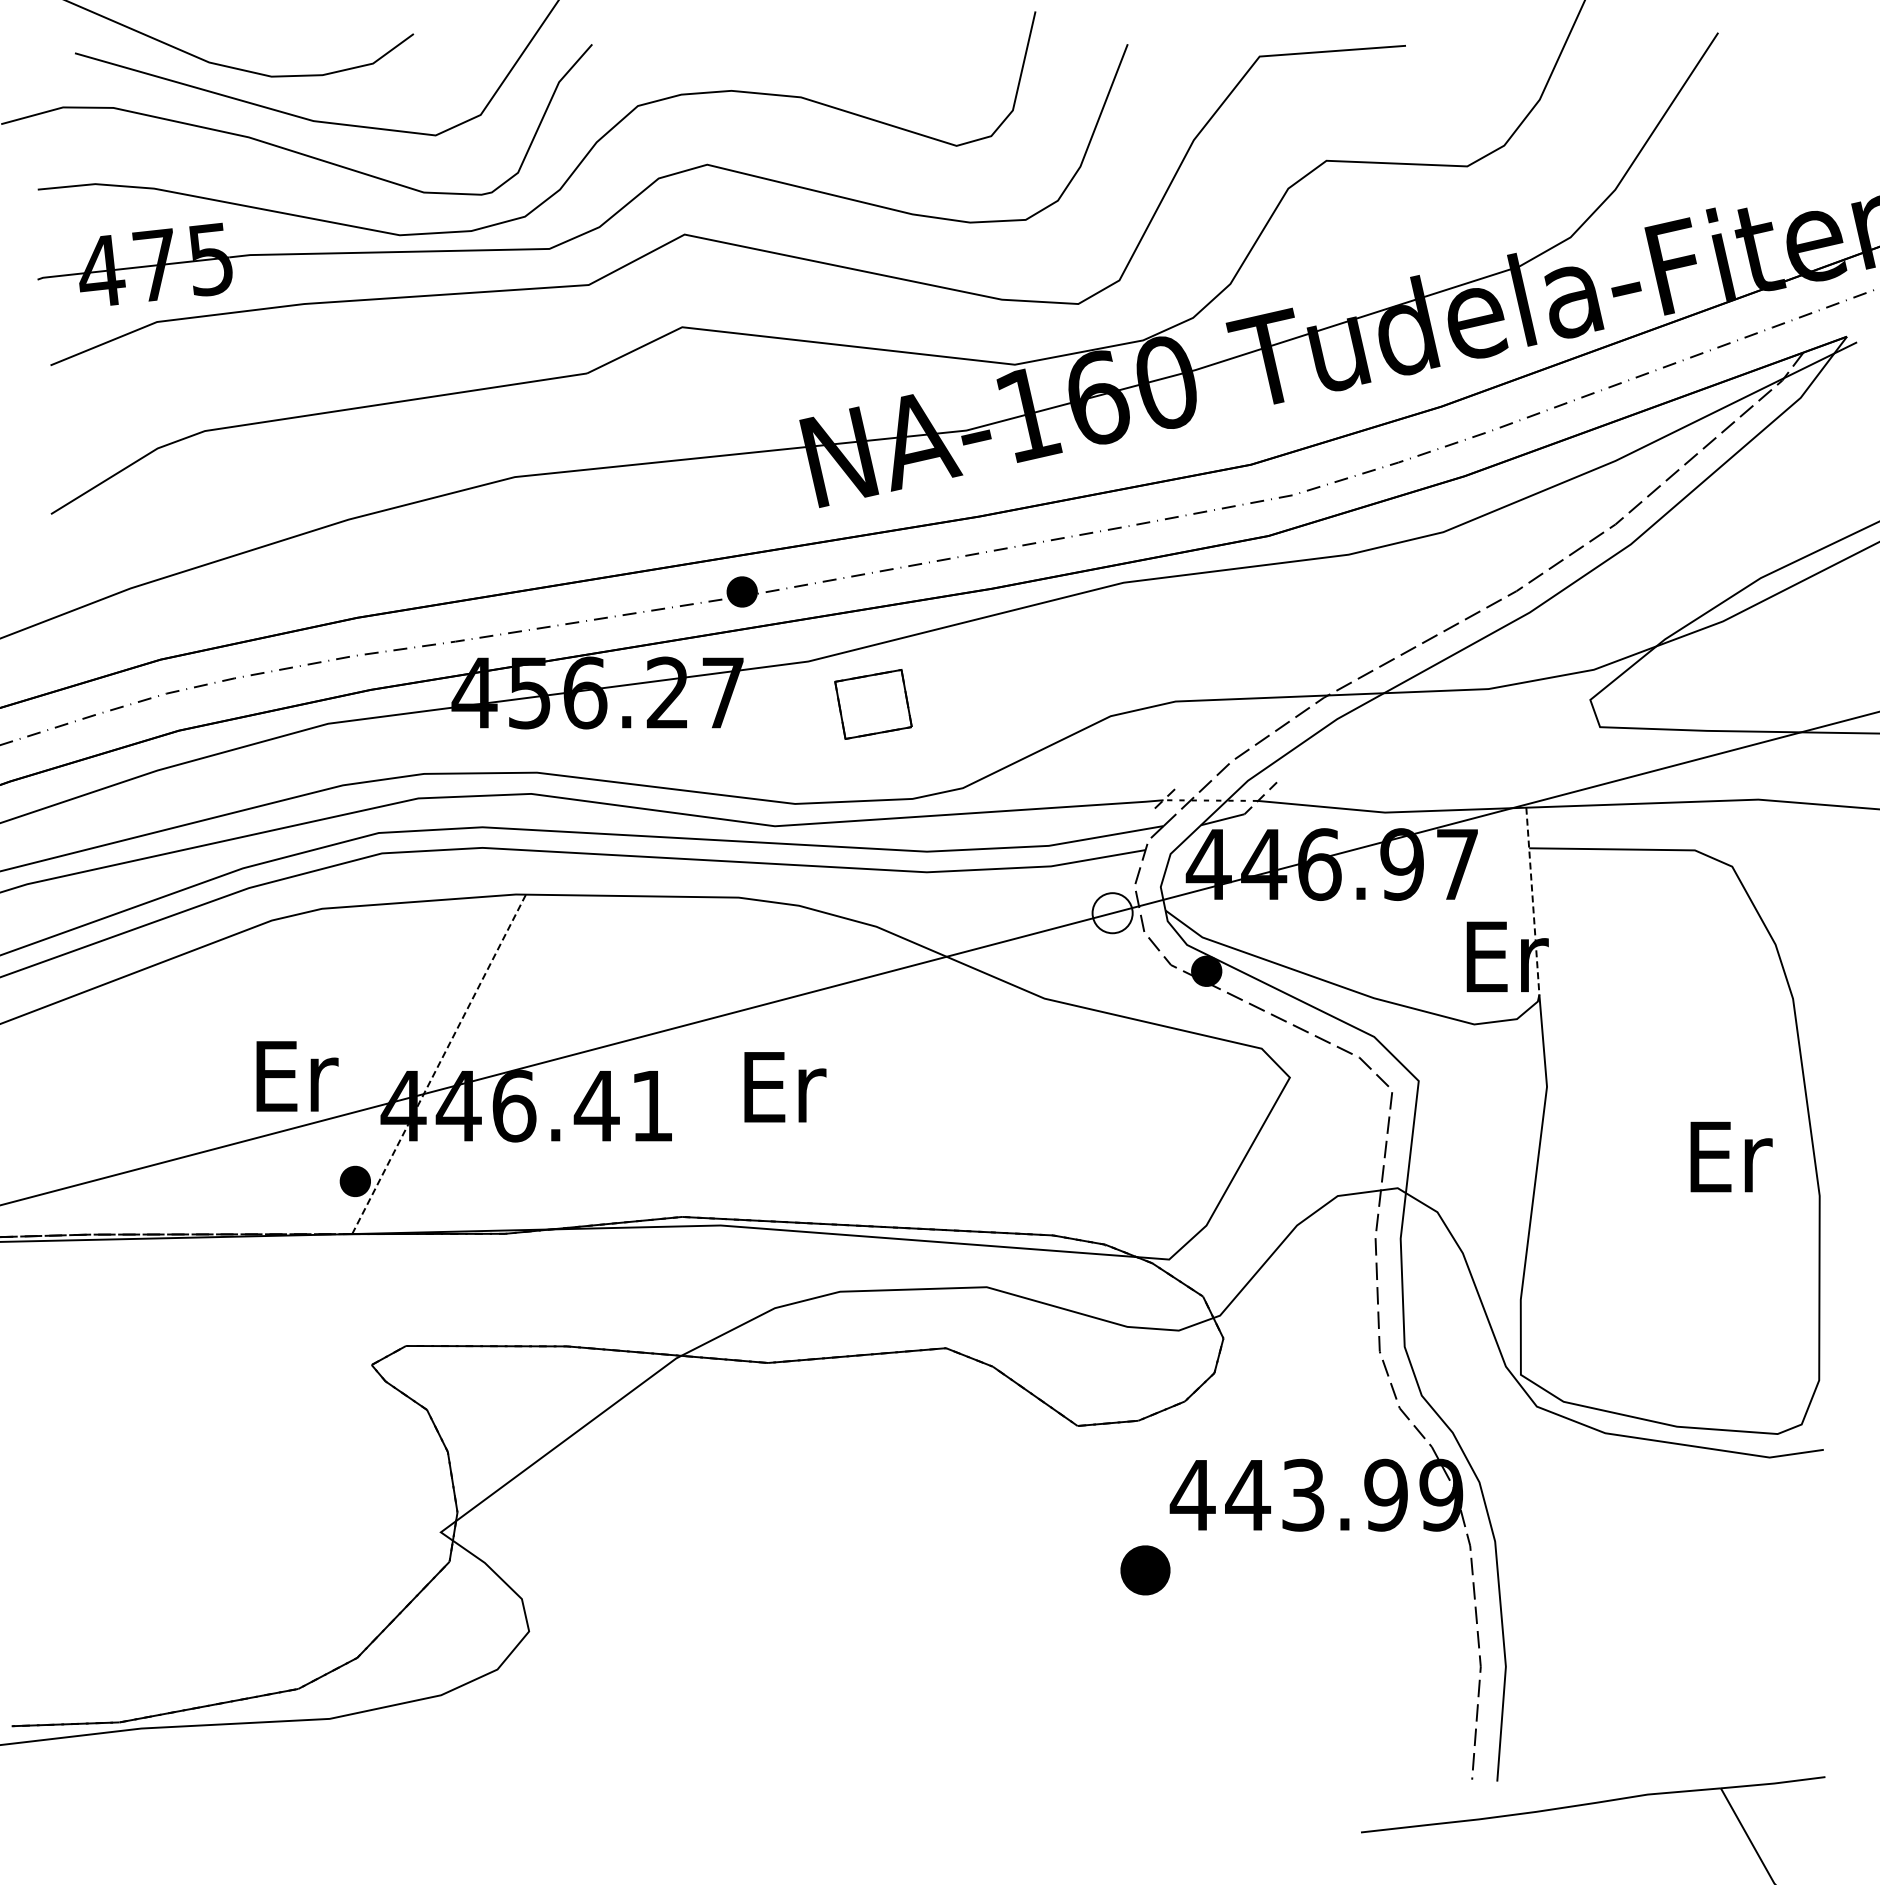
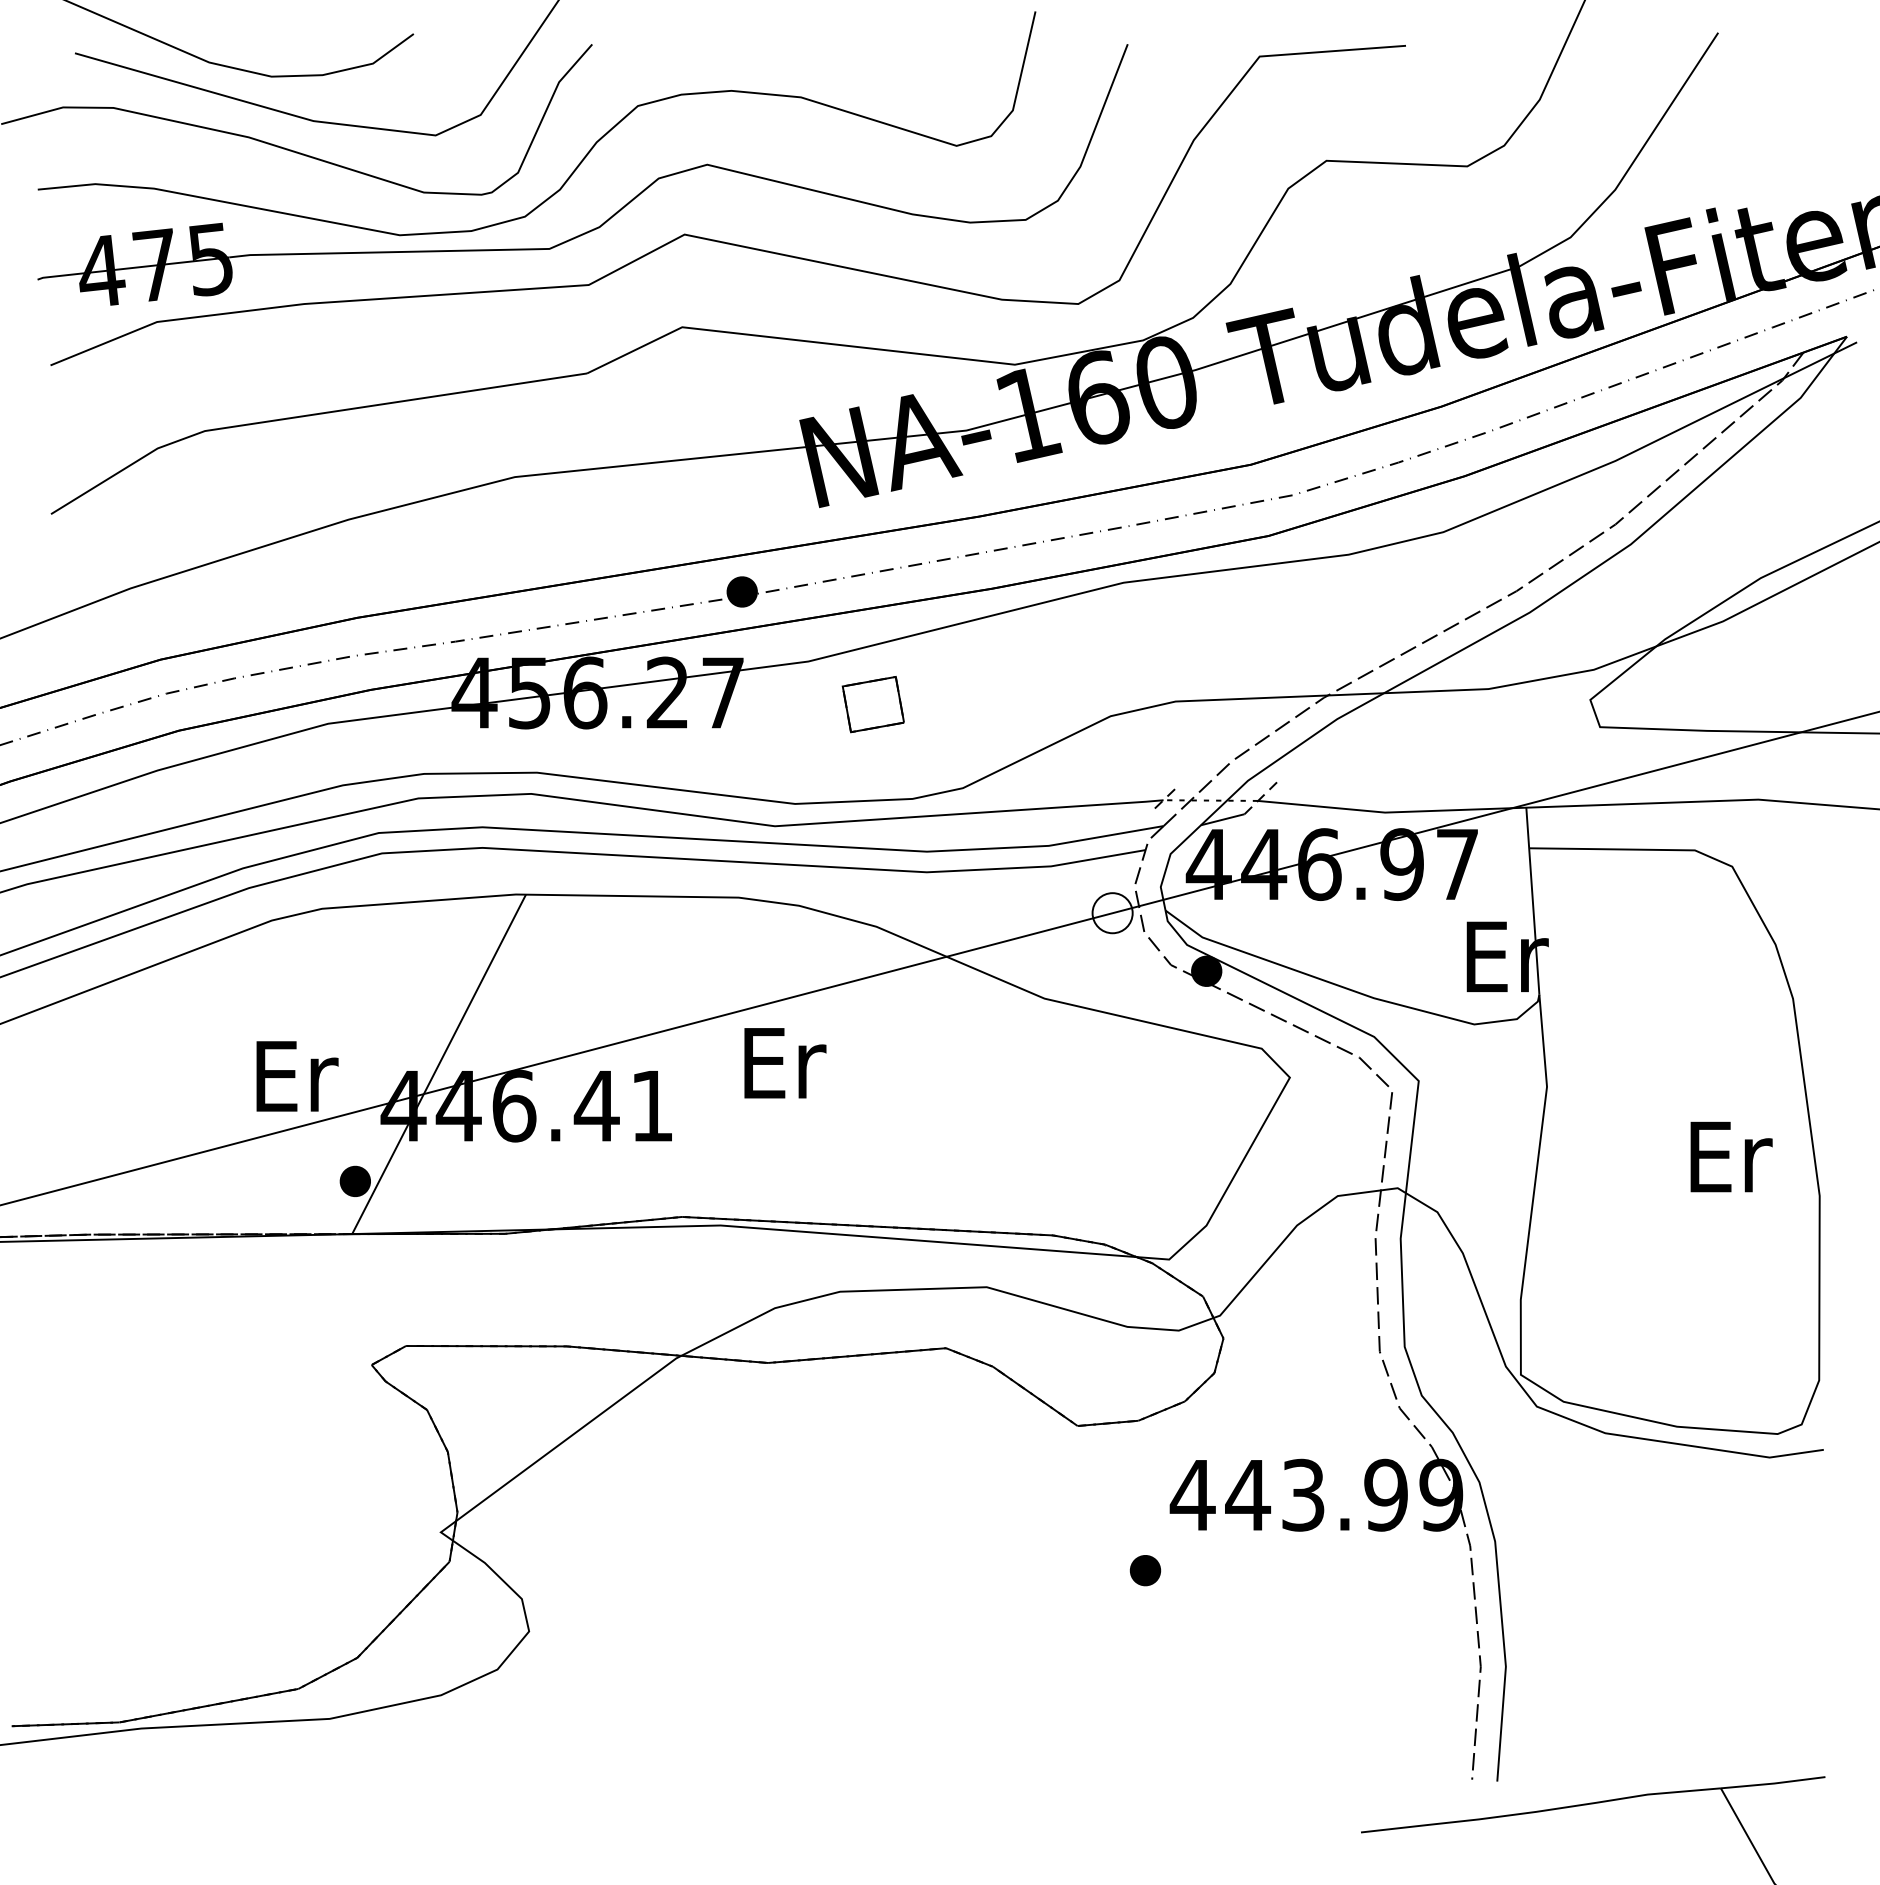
part size: 79x71 px -> 64x58 px (872, 704)
line: dashed -> solid (1532, 901)
line: dashed -> solid (439, 1064)
text position: (785, 1087) -> (785, 1063) (785, 1063)
part size: 51x51 px -> 33x32 px (1145, 1570)
